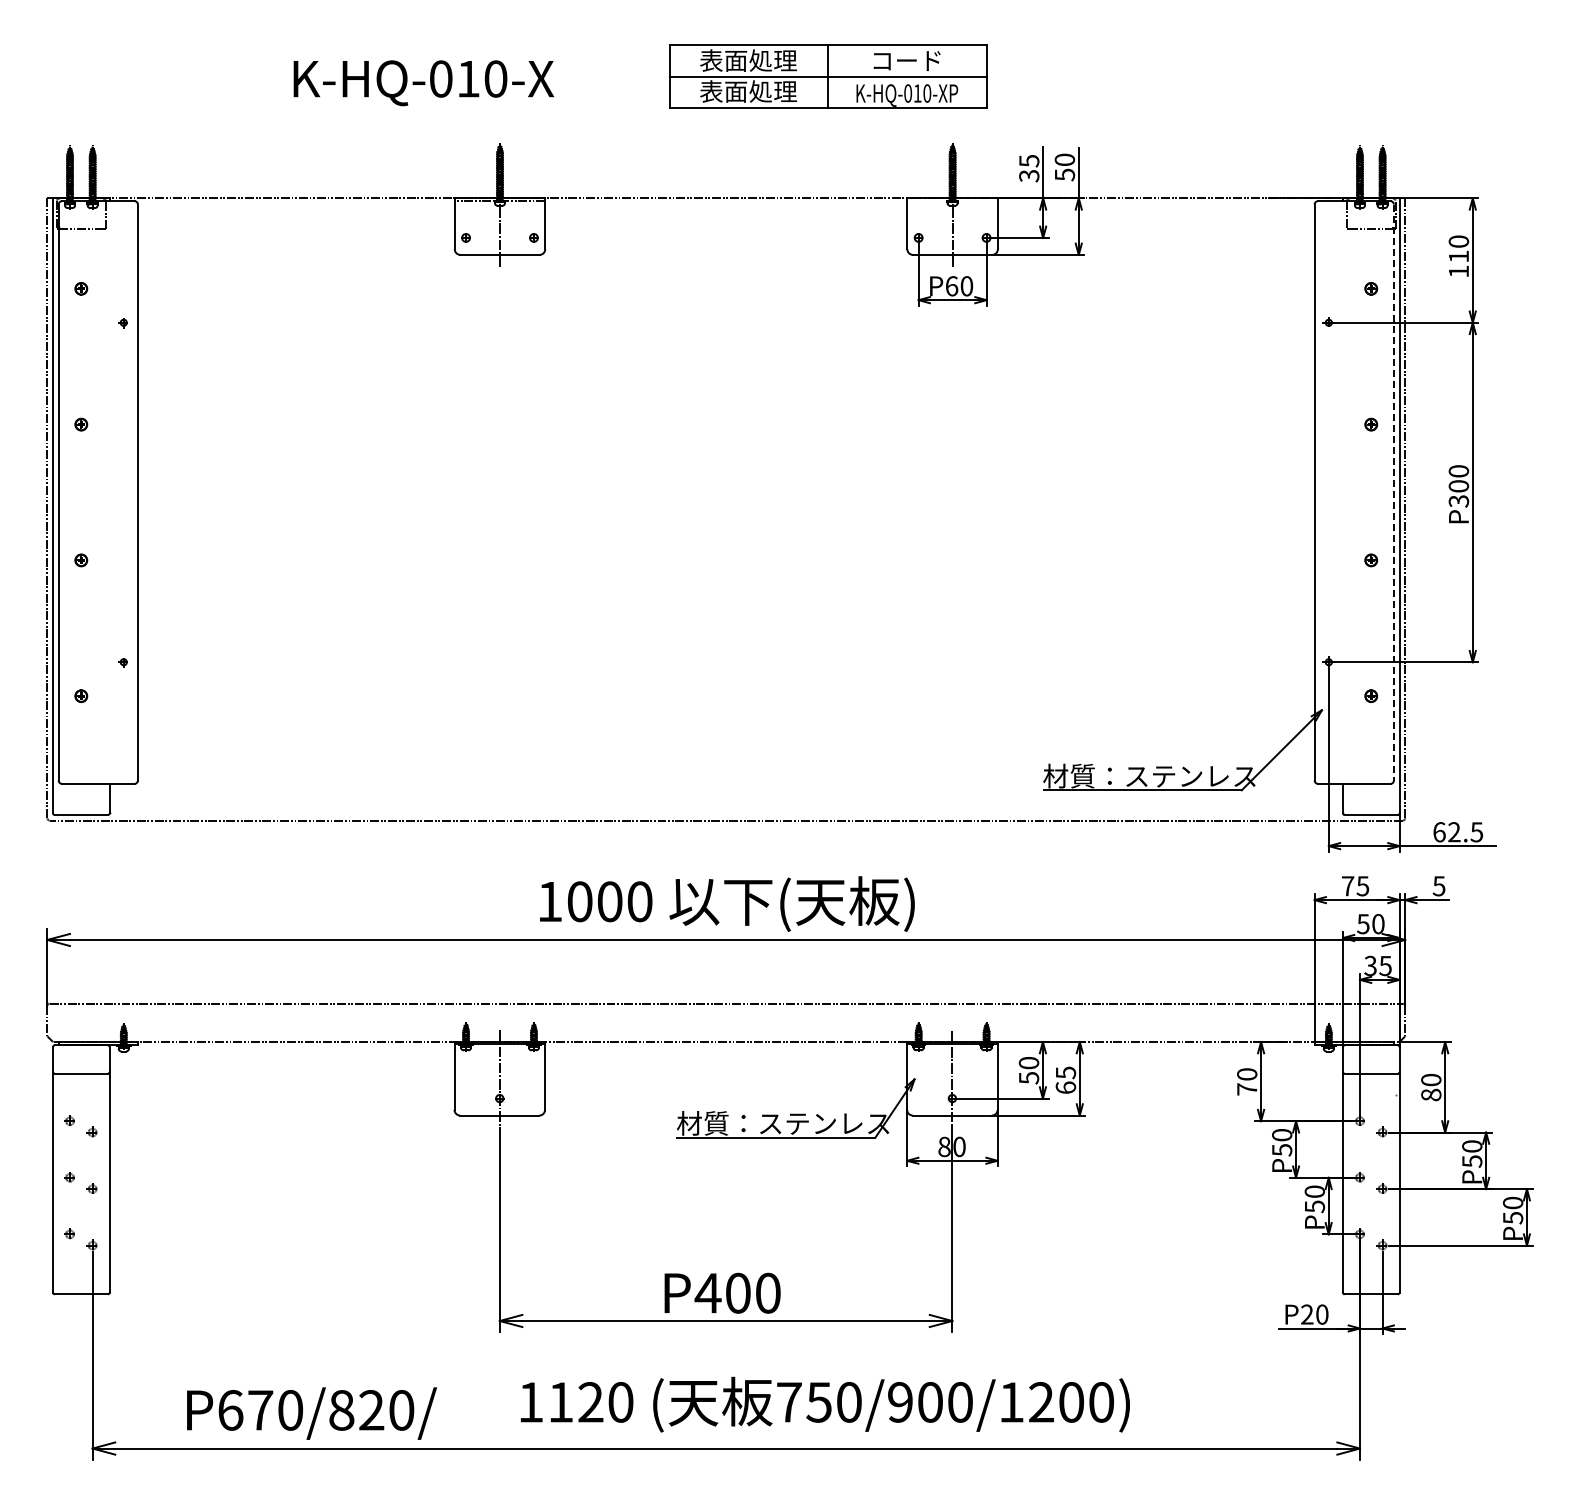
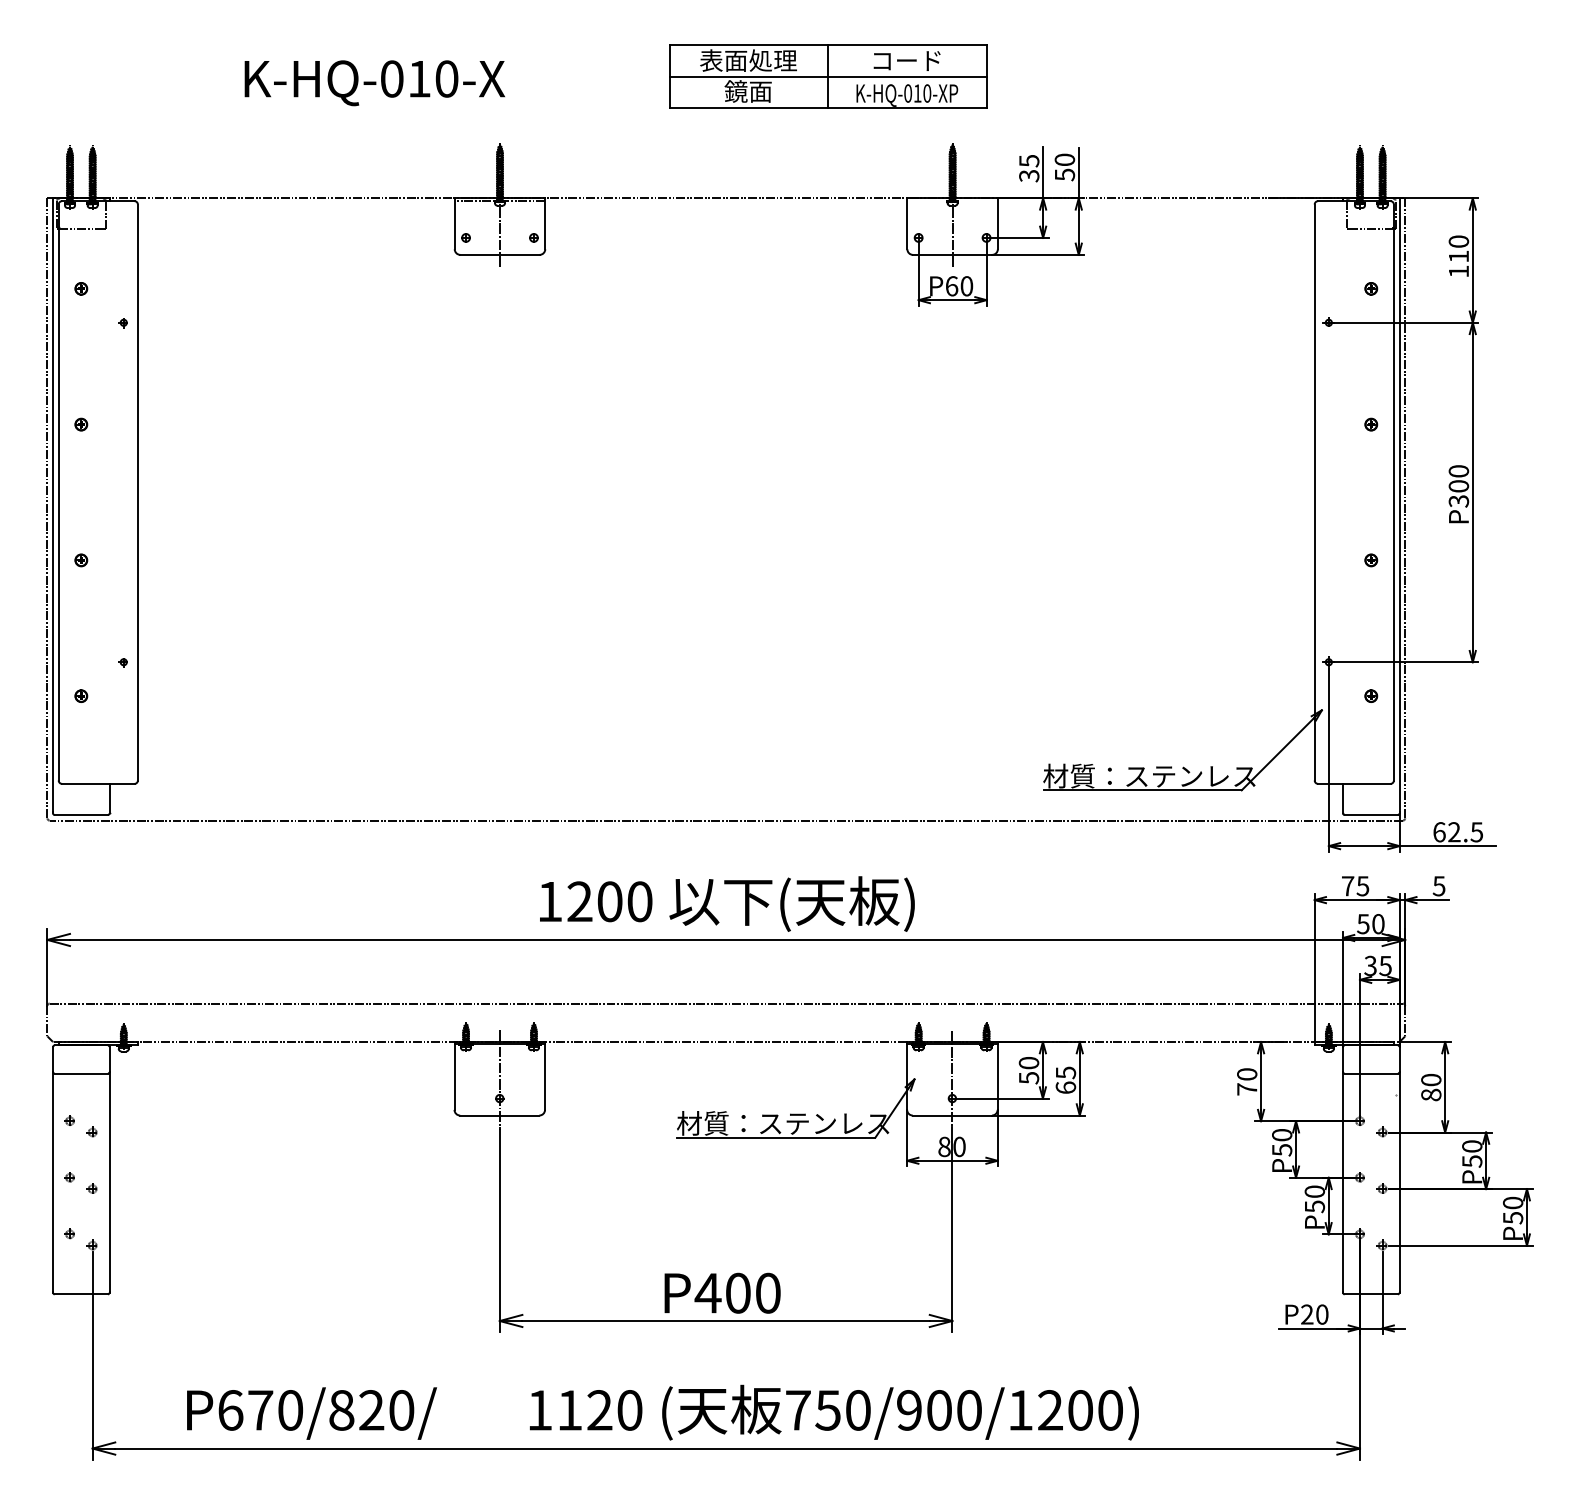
text position: (423, 83) -> (374, 83) (374, 83)
text: 表面処理 -> 鏡面 (748, 91)
line: dashed -> solid (1393, 492)
text: 1000 -> 1200 (579, 901)
text position: (825, 1404) -> (834, 1412) (834, 1412)
